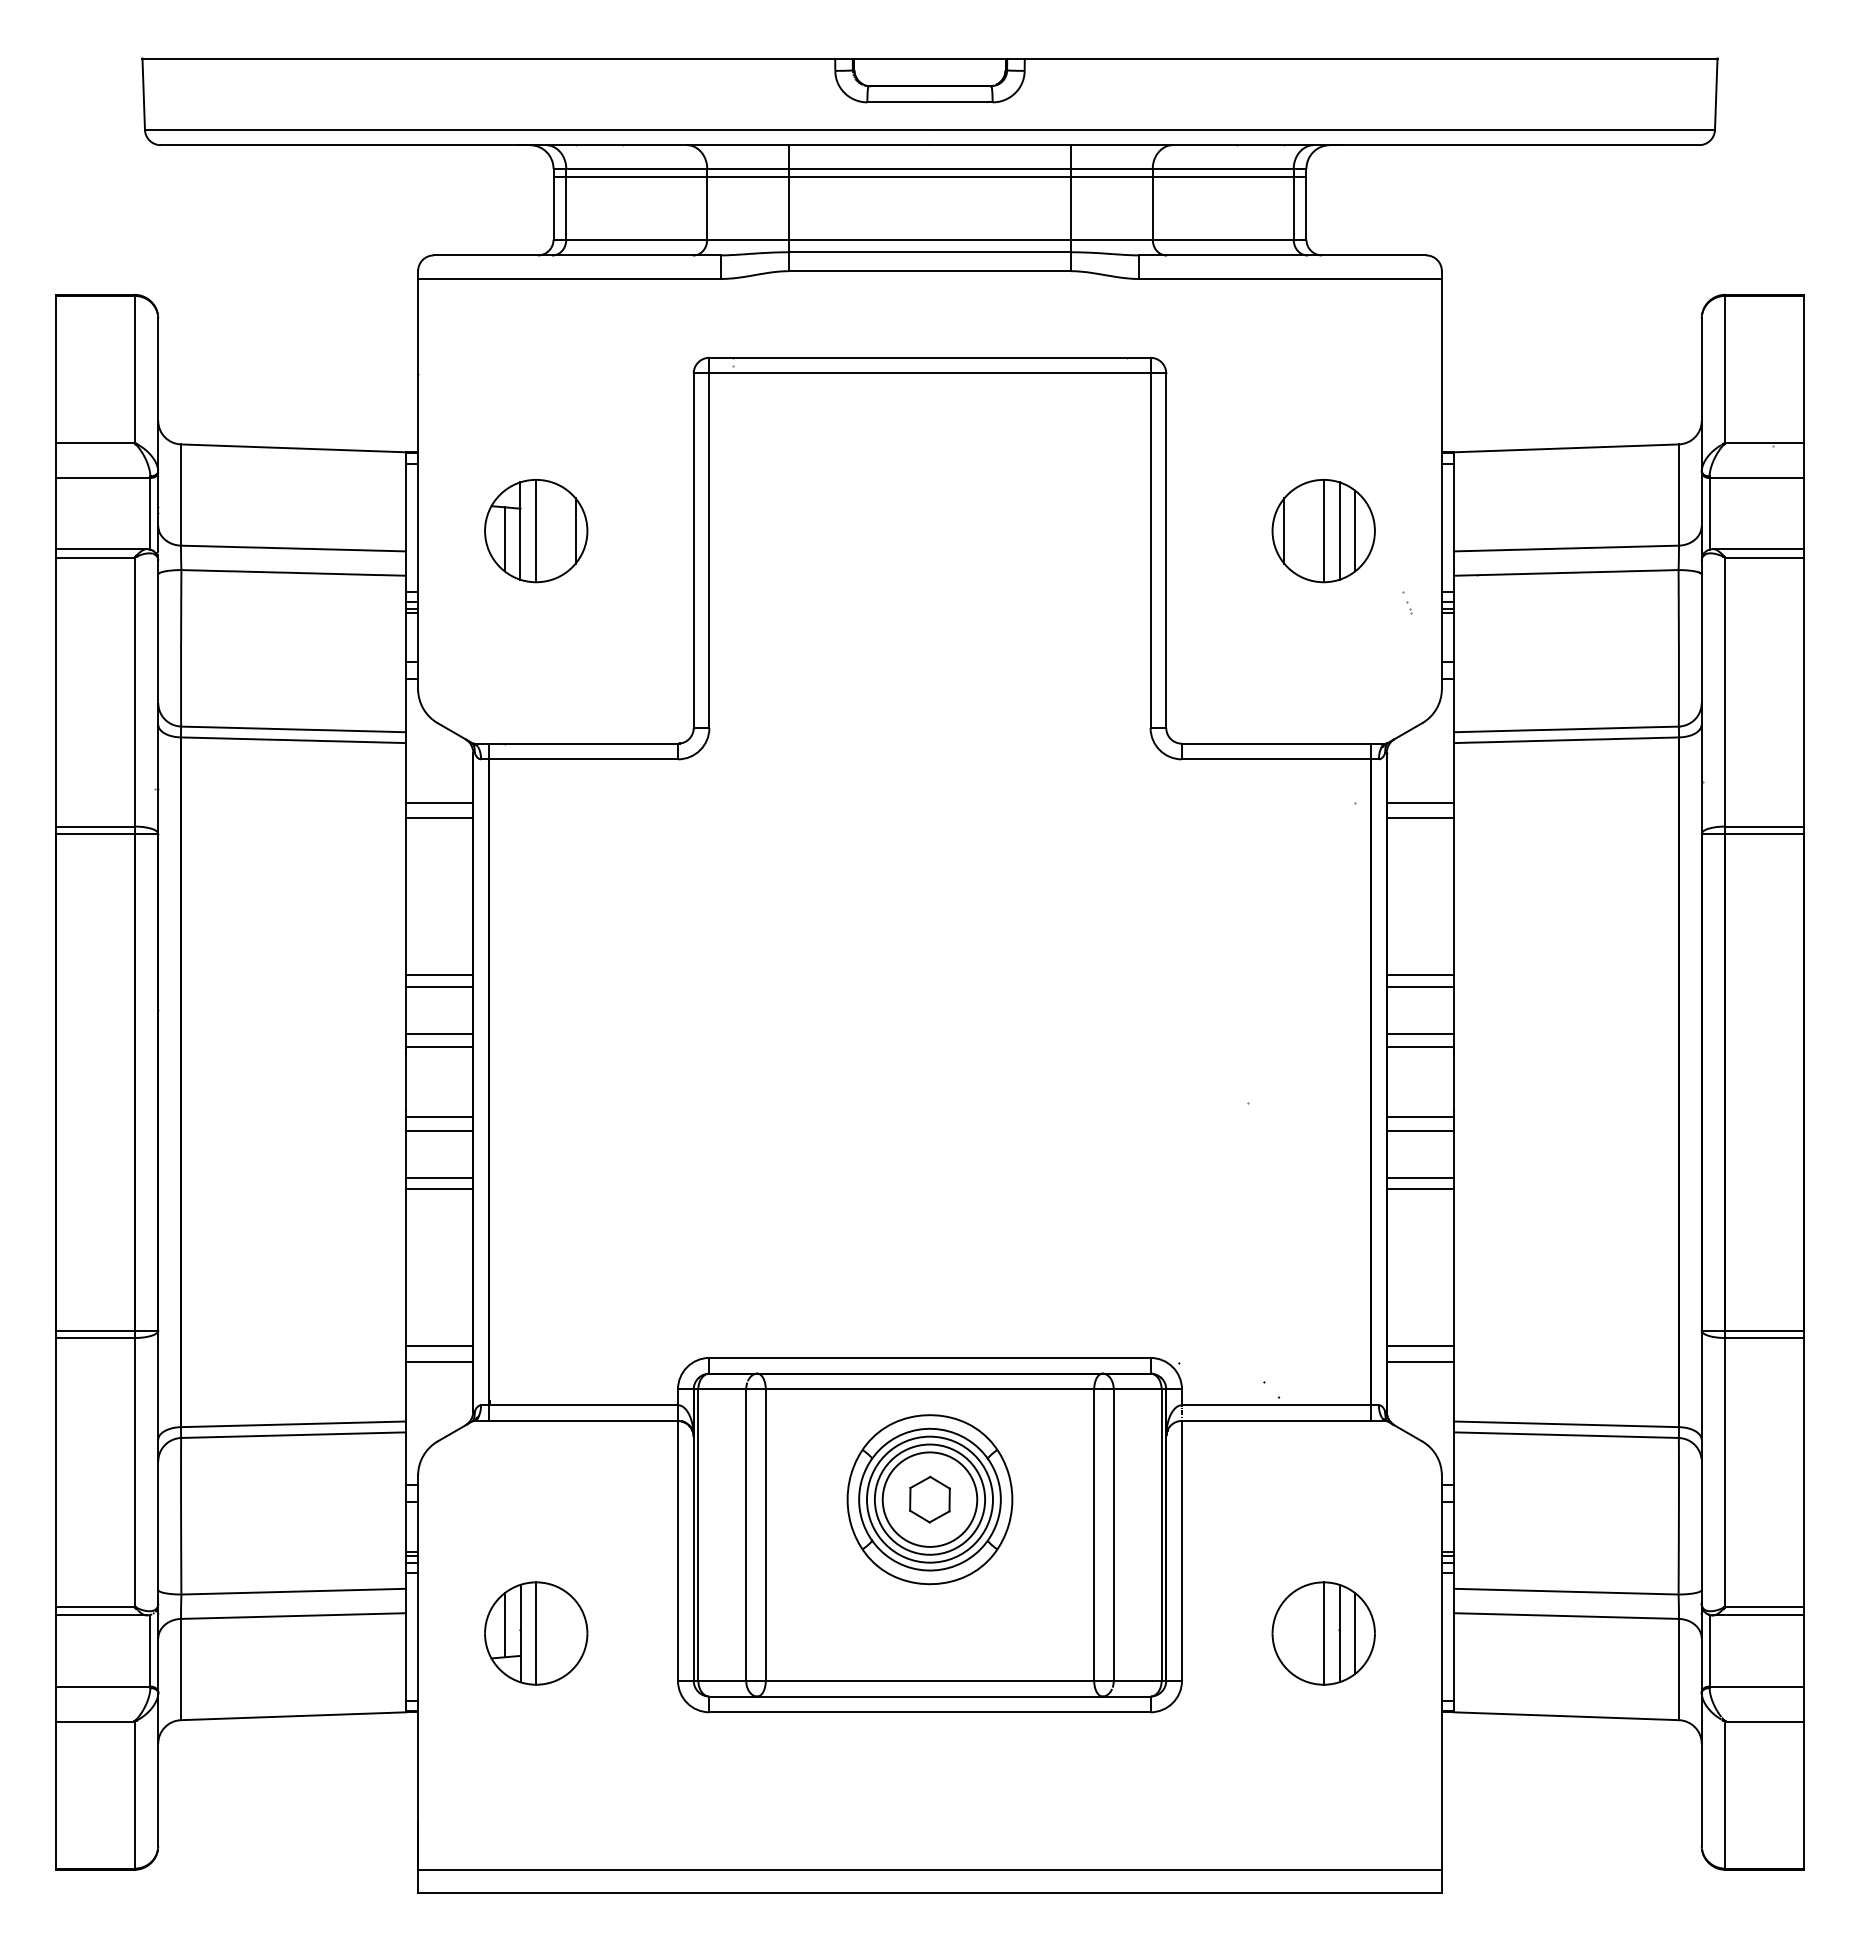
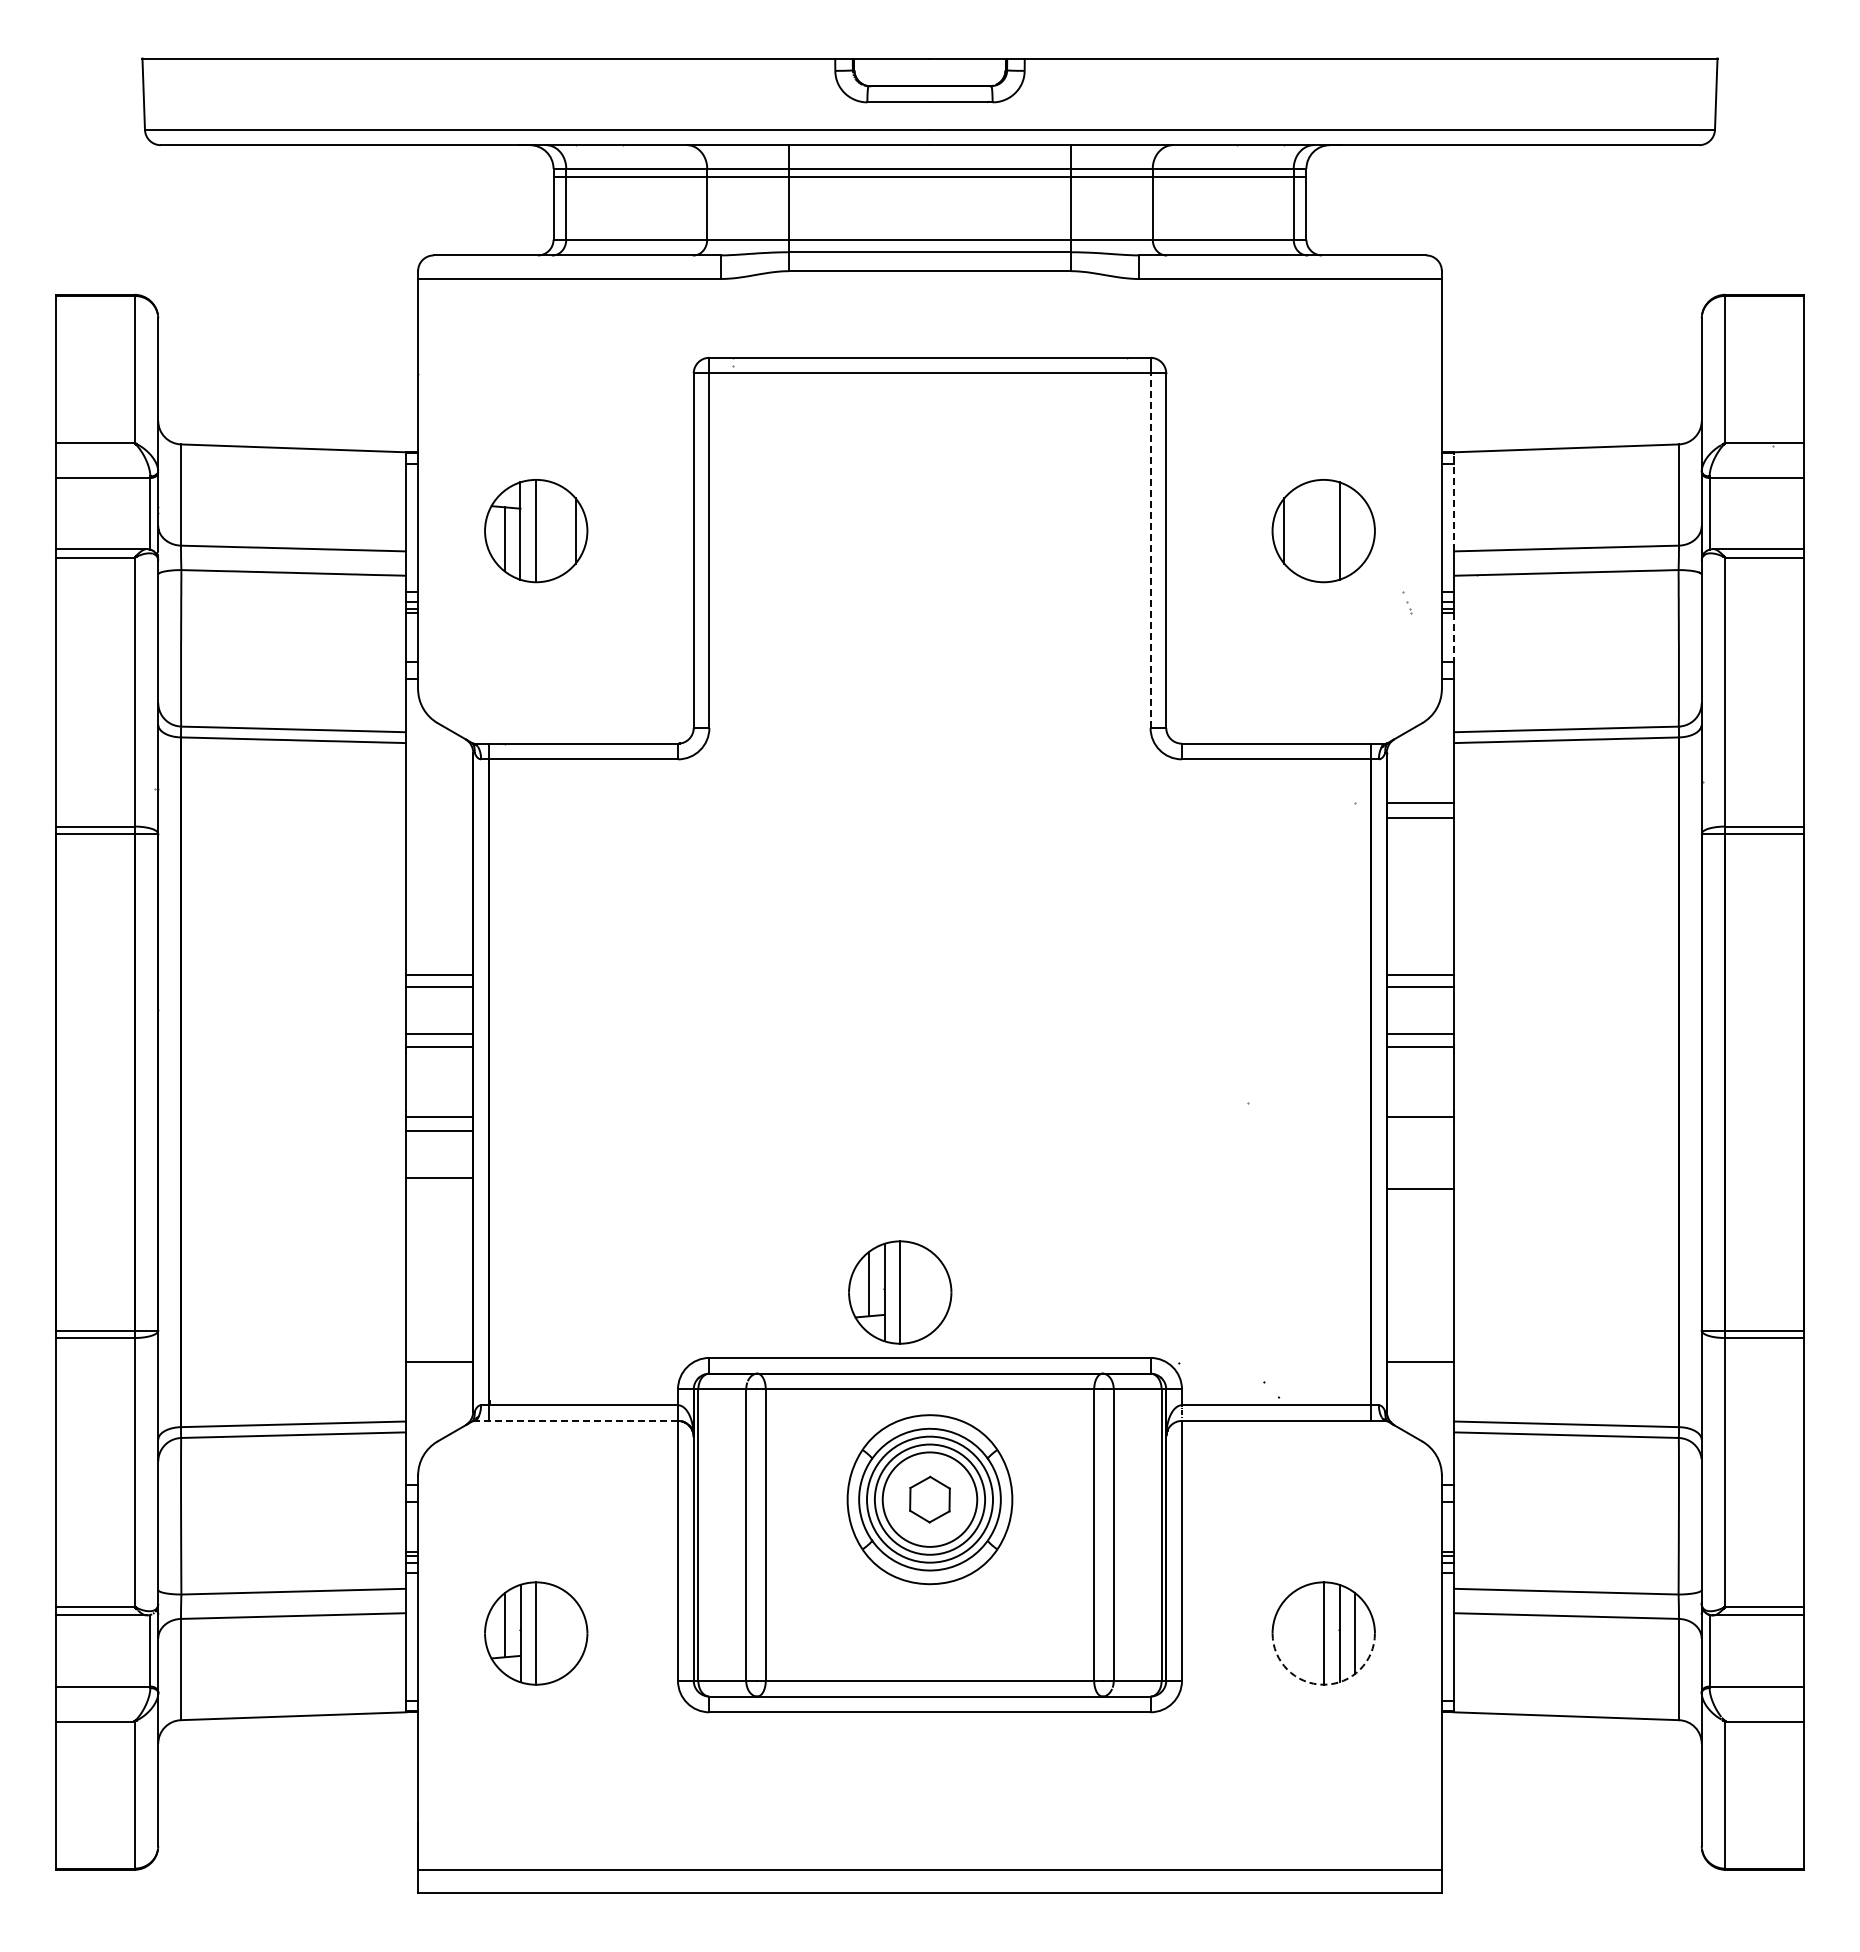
line: solid -> dashed (1453, 502)
line: present -> none (1323, 530)
line: present -> none (1355, 530)
line: solid -> dashed (1150, 550)
line: solid -> dashed (1453, 637)
line: present -> none (439, 803)
line: present -> none (439, 818)
line: present -> none (1419, 1131)
line: present -> none (1419, 1177)
line: present -> none (439, 1189)
part: none -> present (900, 1292)
line: present -> none (439, 1346)
line: present -> none (1419, 1346)
line: solid -> dashed (575, 1420)
arc: solid -> dashed (1323, 1684)
